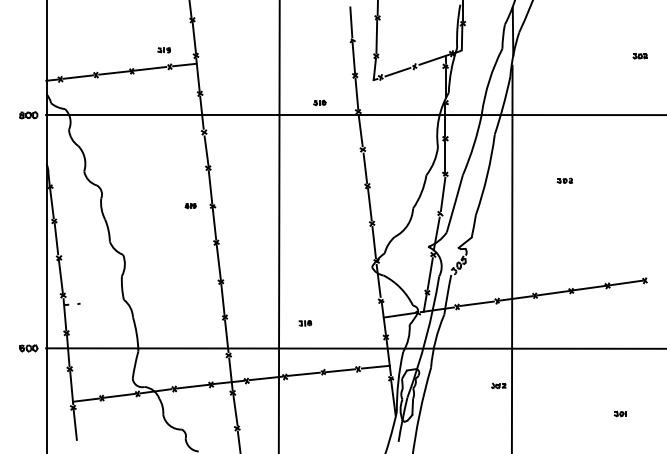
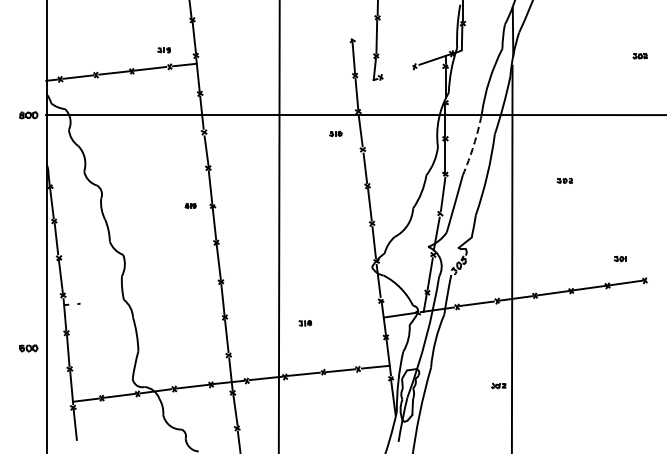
line: present -> none (351, 22)
line: present -> none (397, 71)
part position: (319, 102) -> (335, 133) (335, 133)
arc: solid -> dashed (473, 145)
line: present -> none (354, 348)
part position: (619, 413) -> (619, 258) (619, 258)
